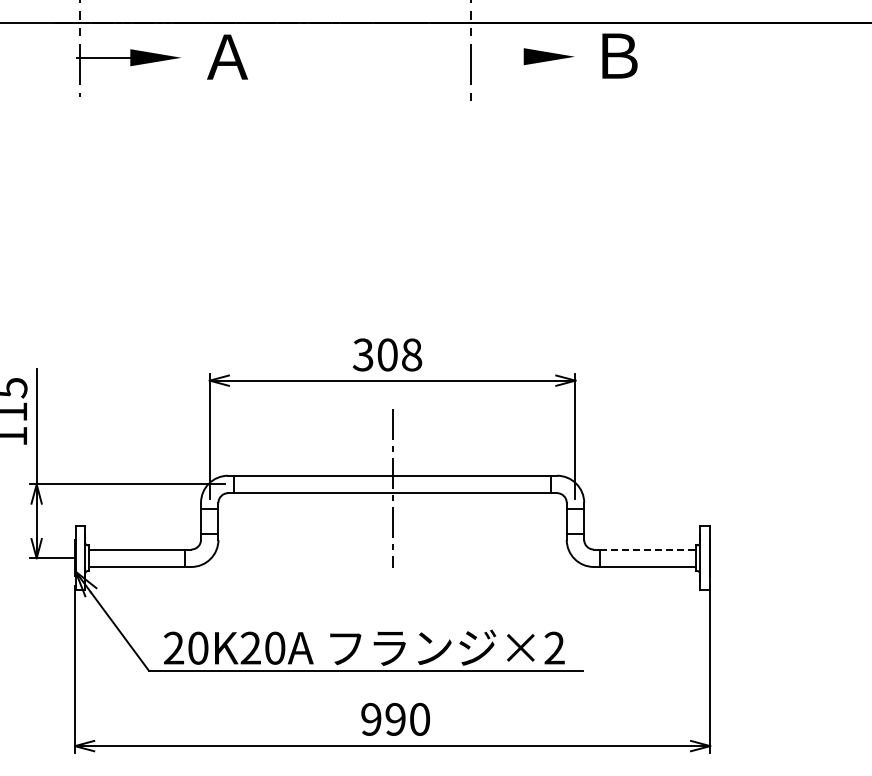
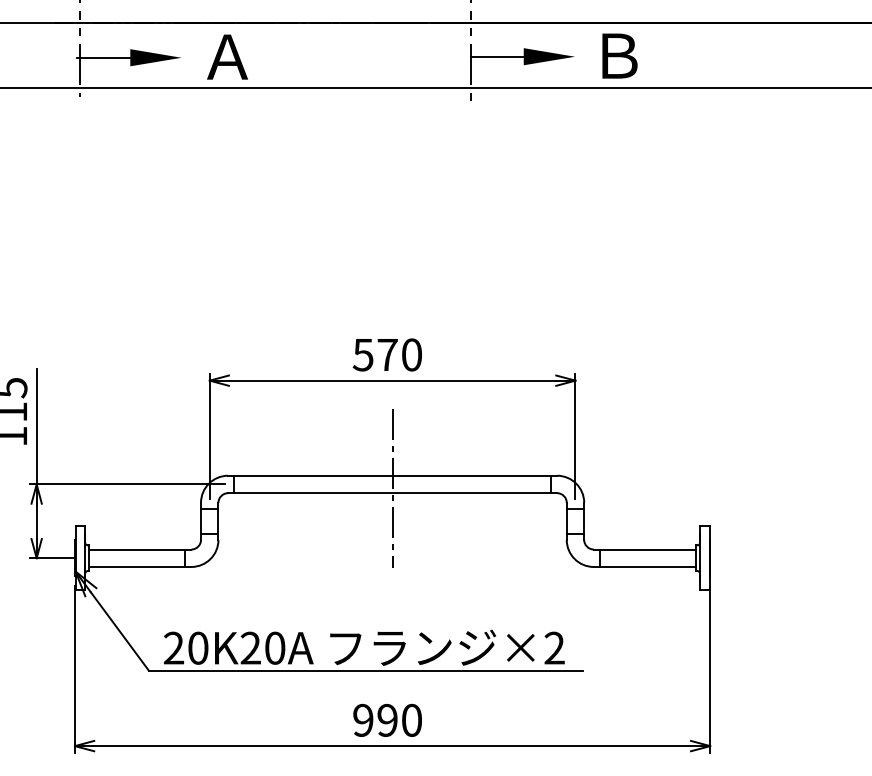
line: none -> present (496, 56)
line: none -> present (435, 87)
text: 308 -> 570 (387, 354)
line: dashed -> solid (648, 549)
text position: (395, 718) -> (387, 719) (387, 719)
